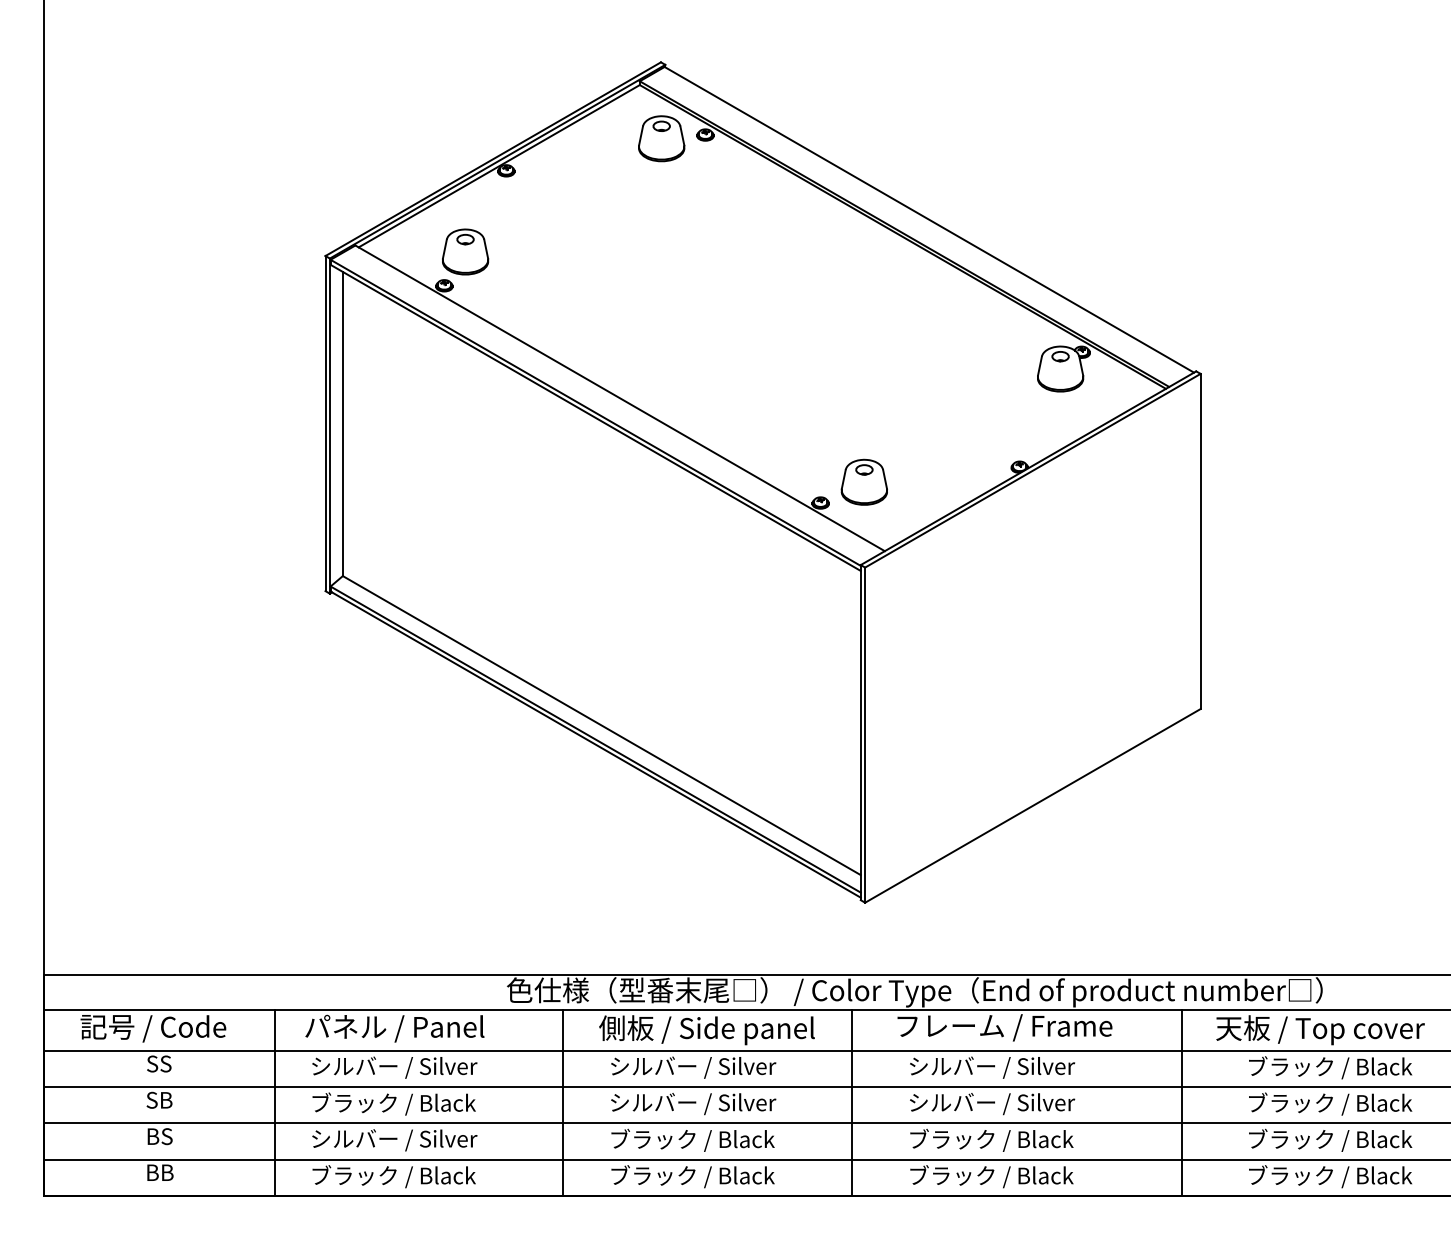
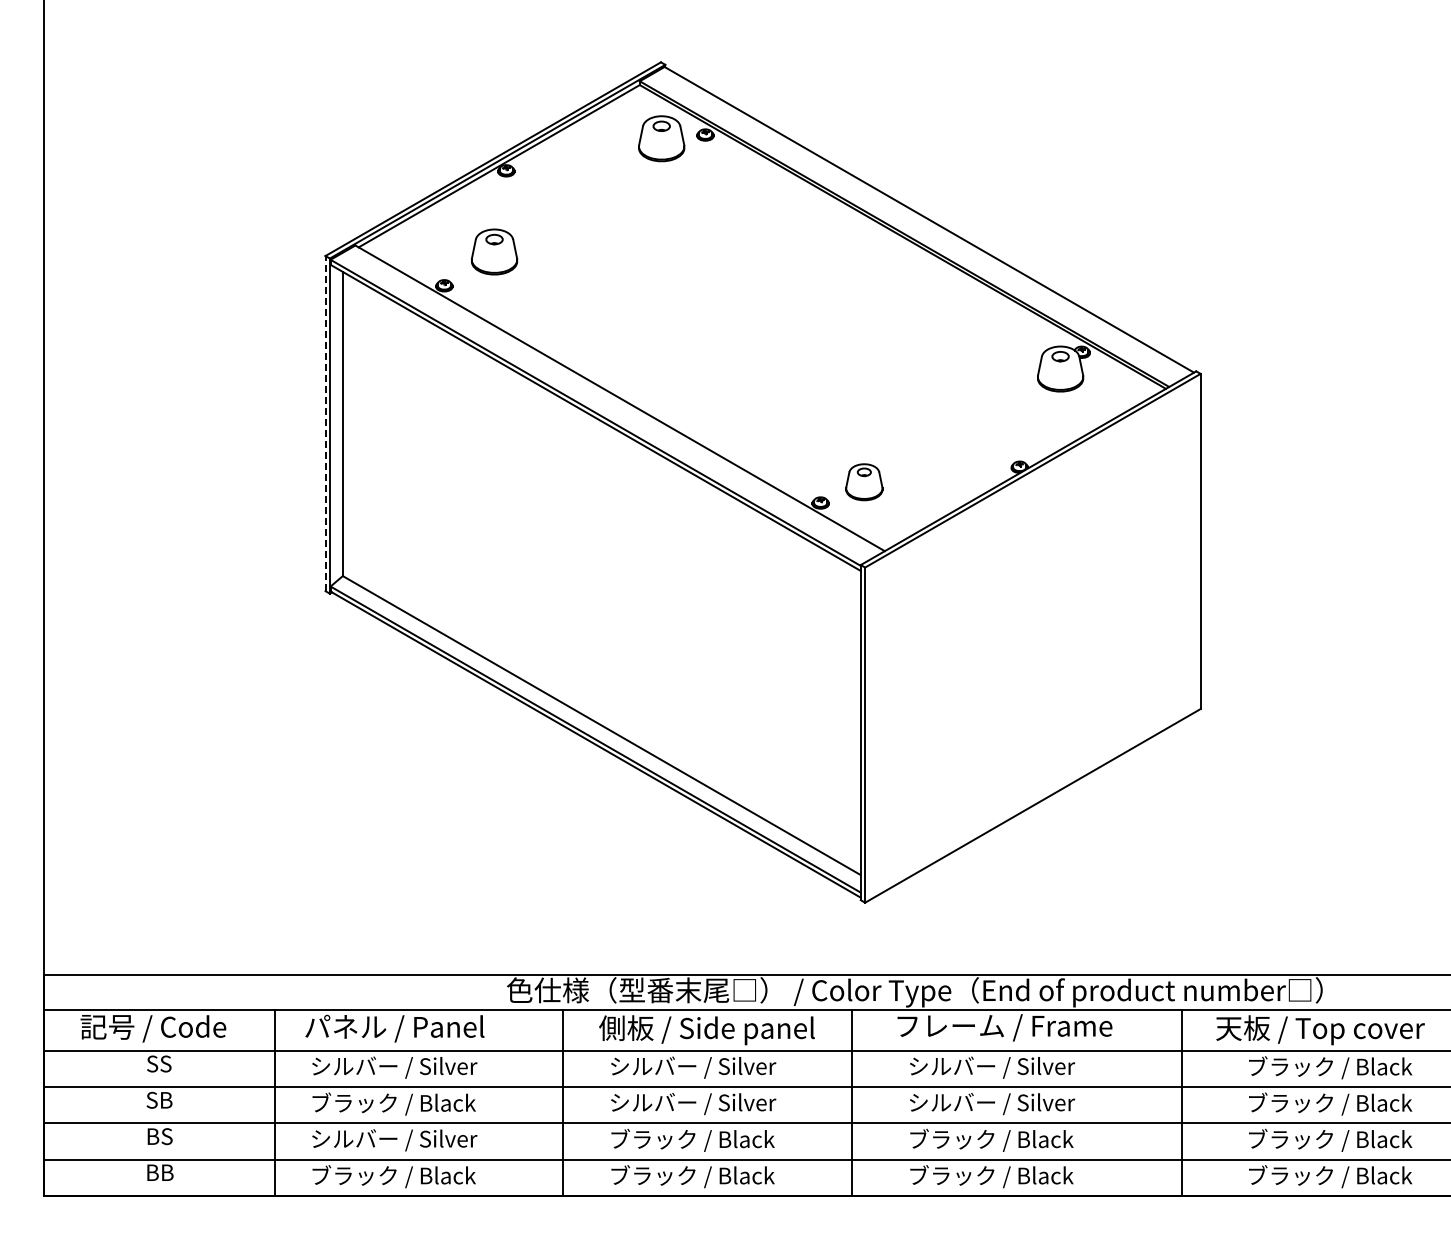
part position: (465, 251) -> (494, 251) (494, 251)
line: solid -> dashed (325, 423)
part size: 48x48 px -> 39x39 px (864, 482)
